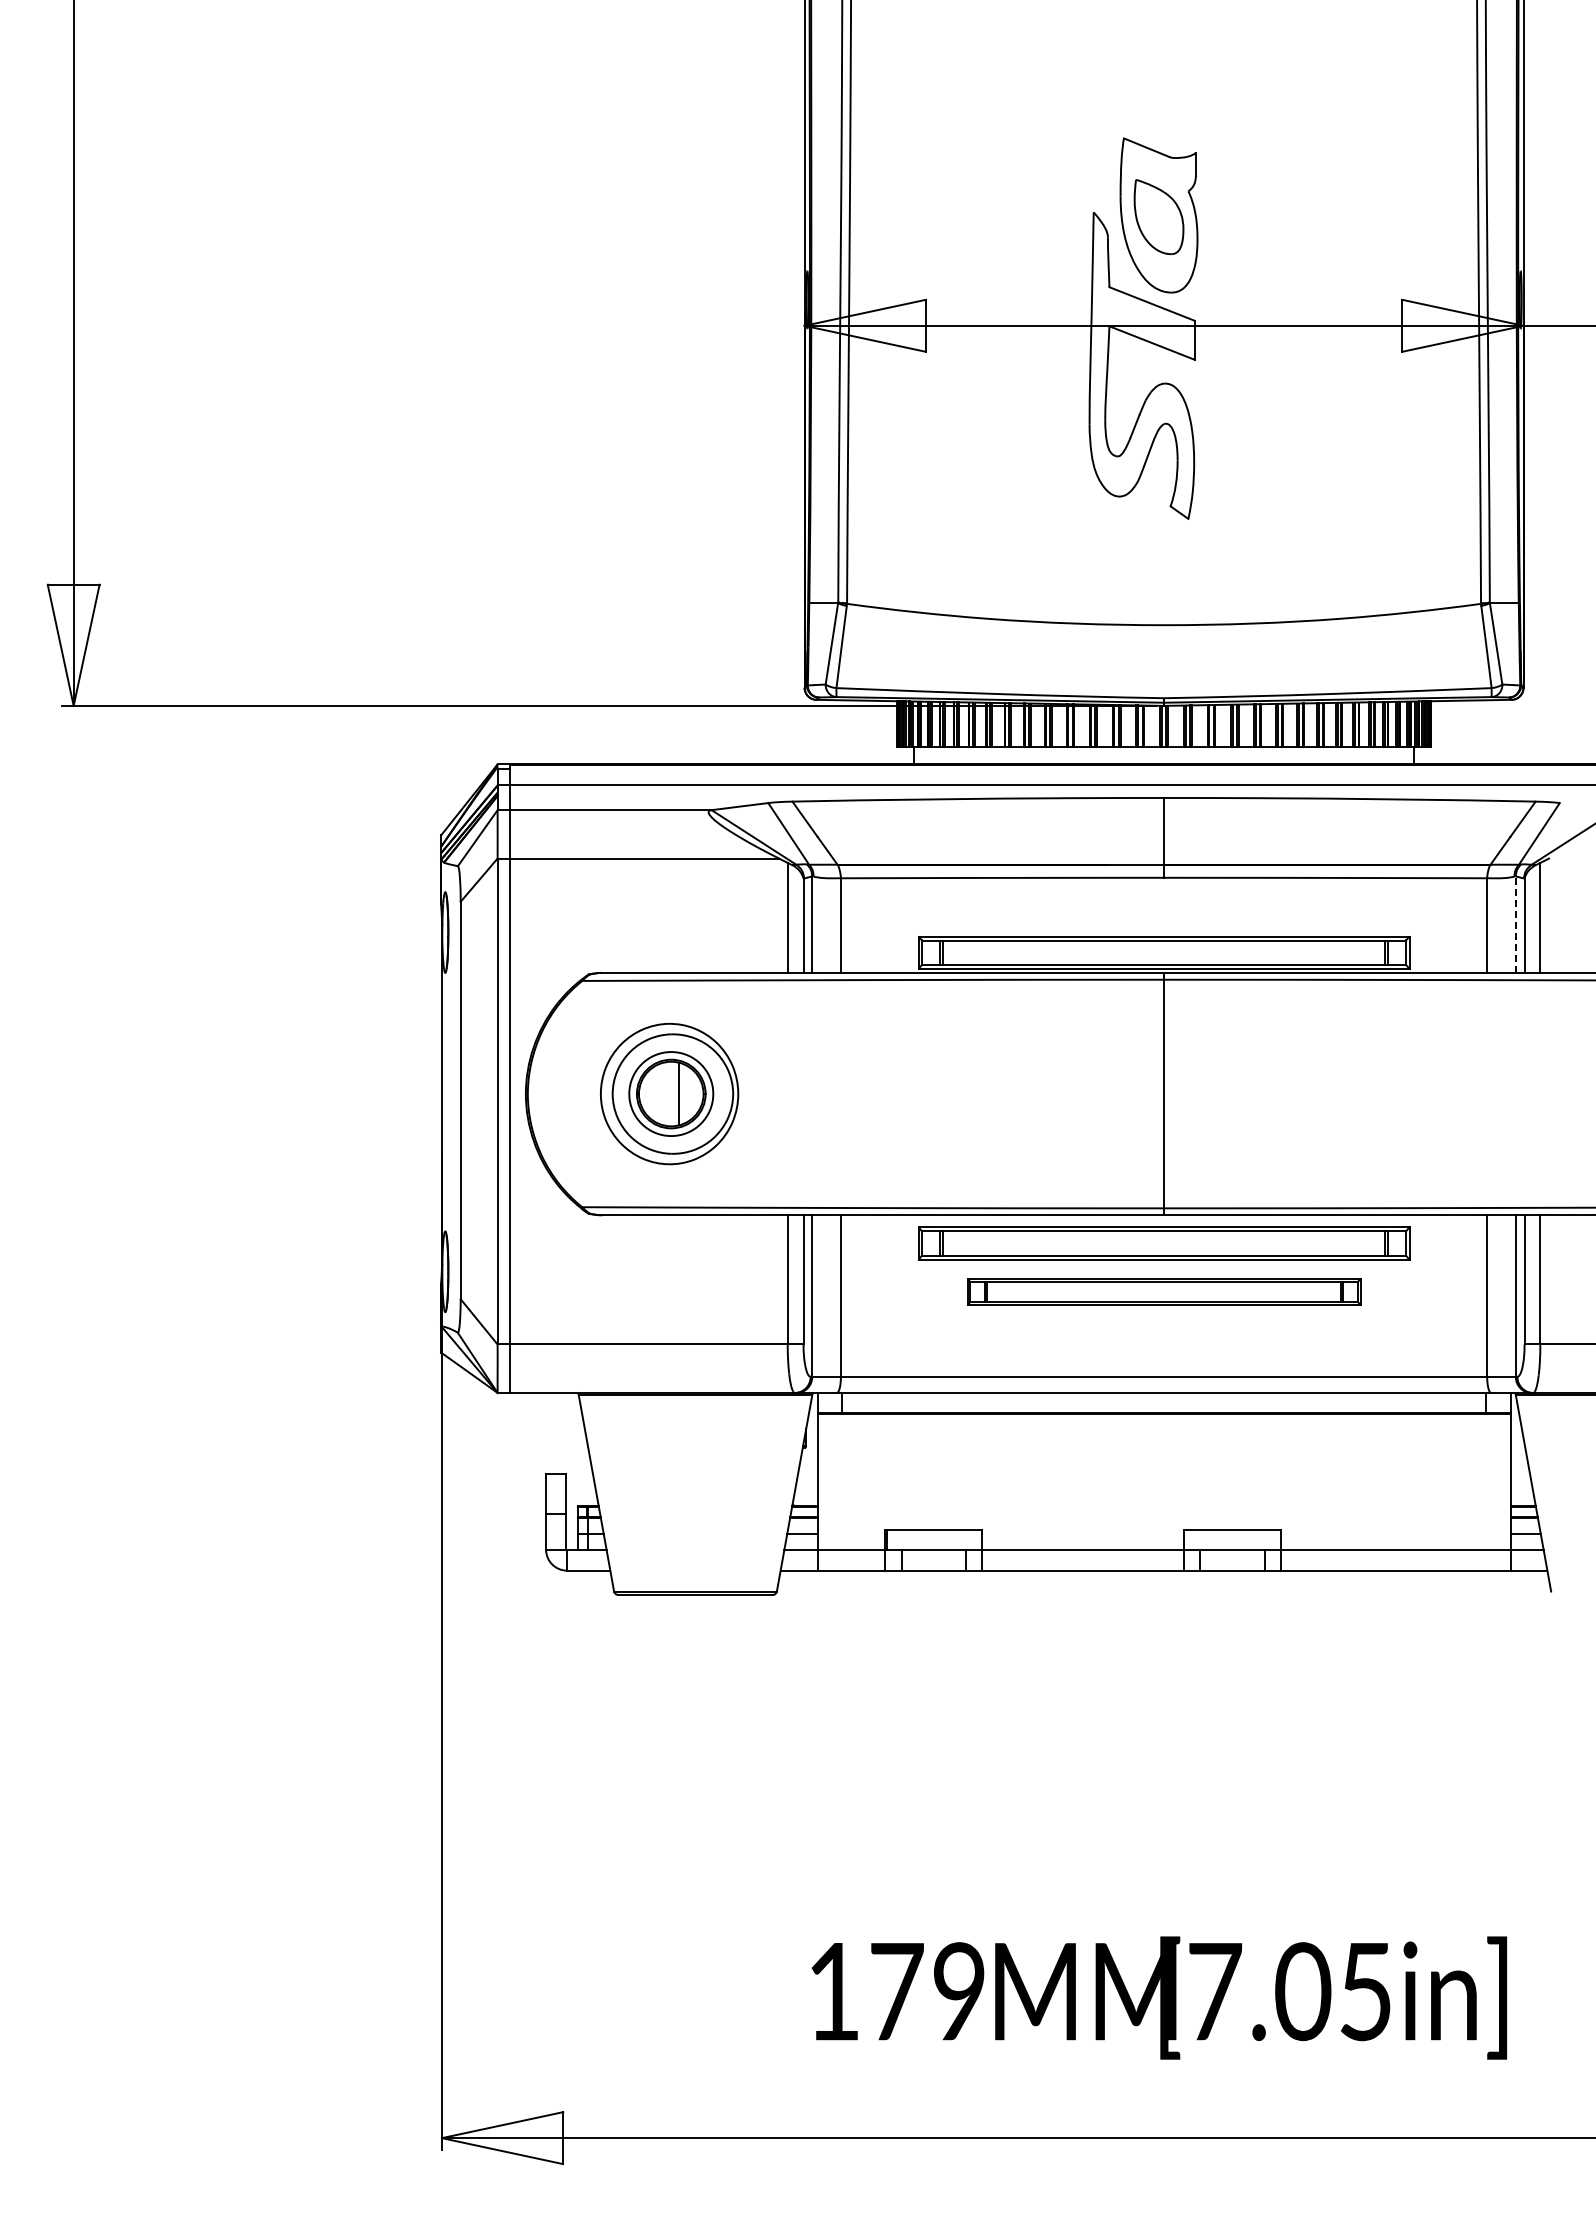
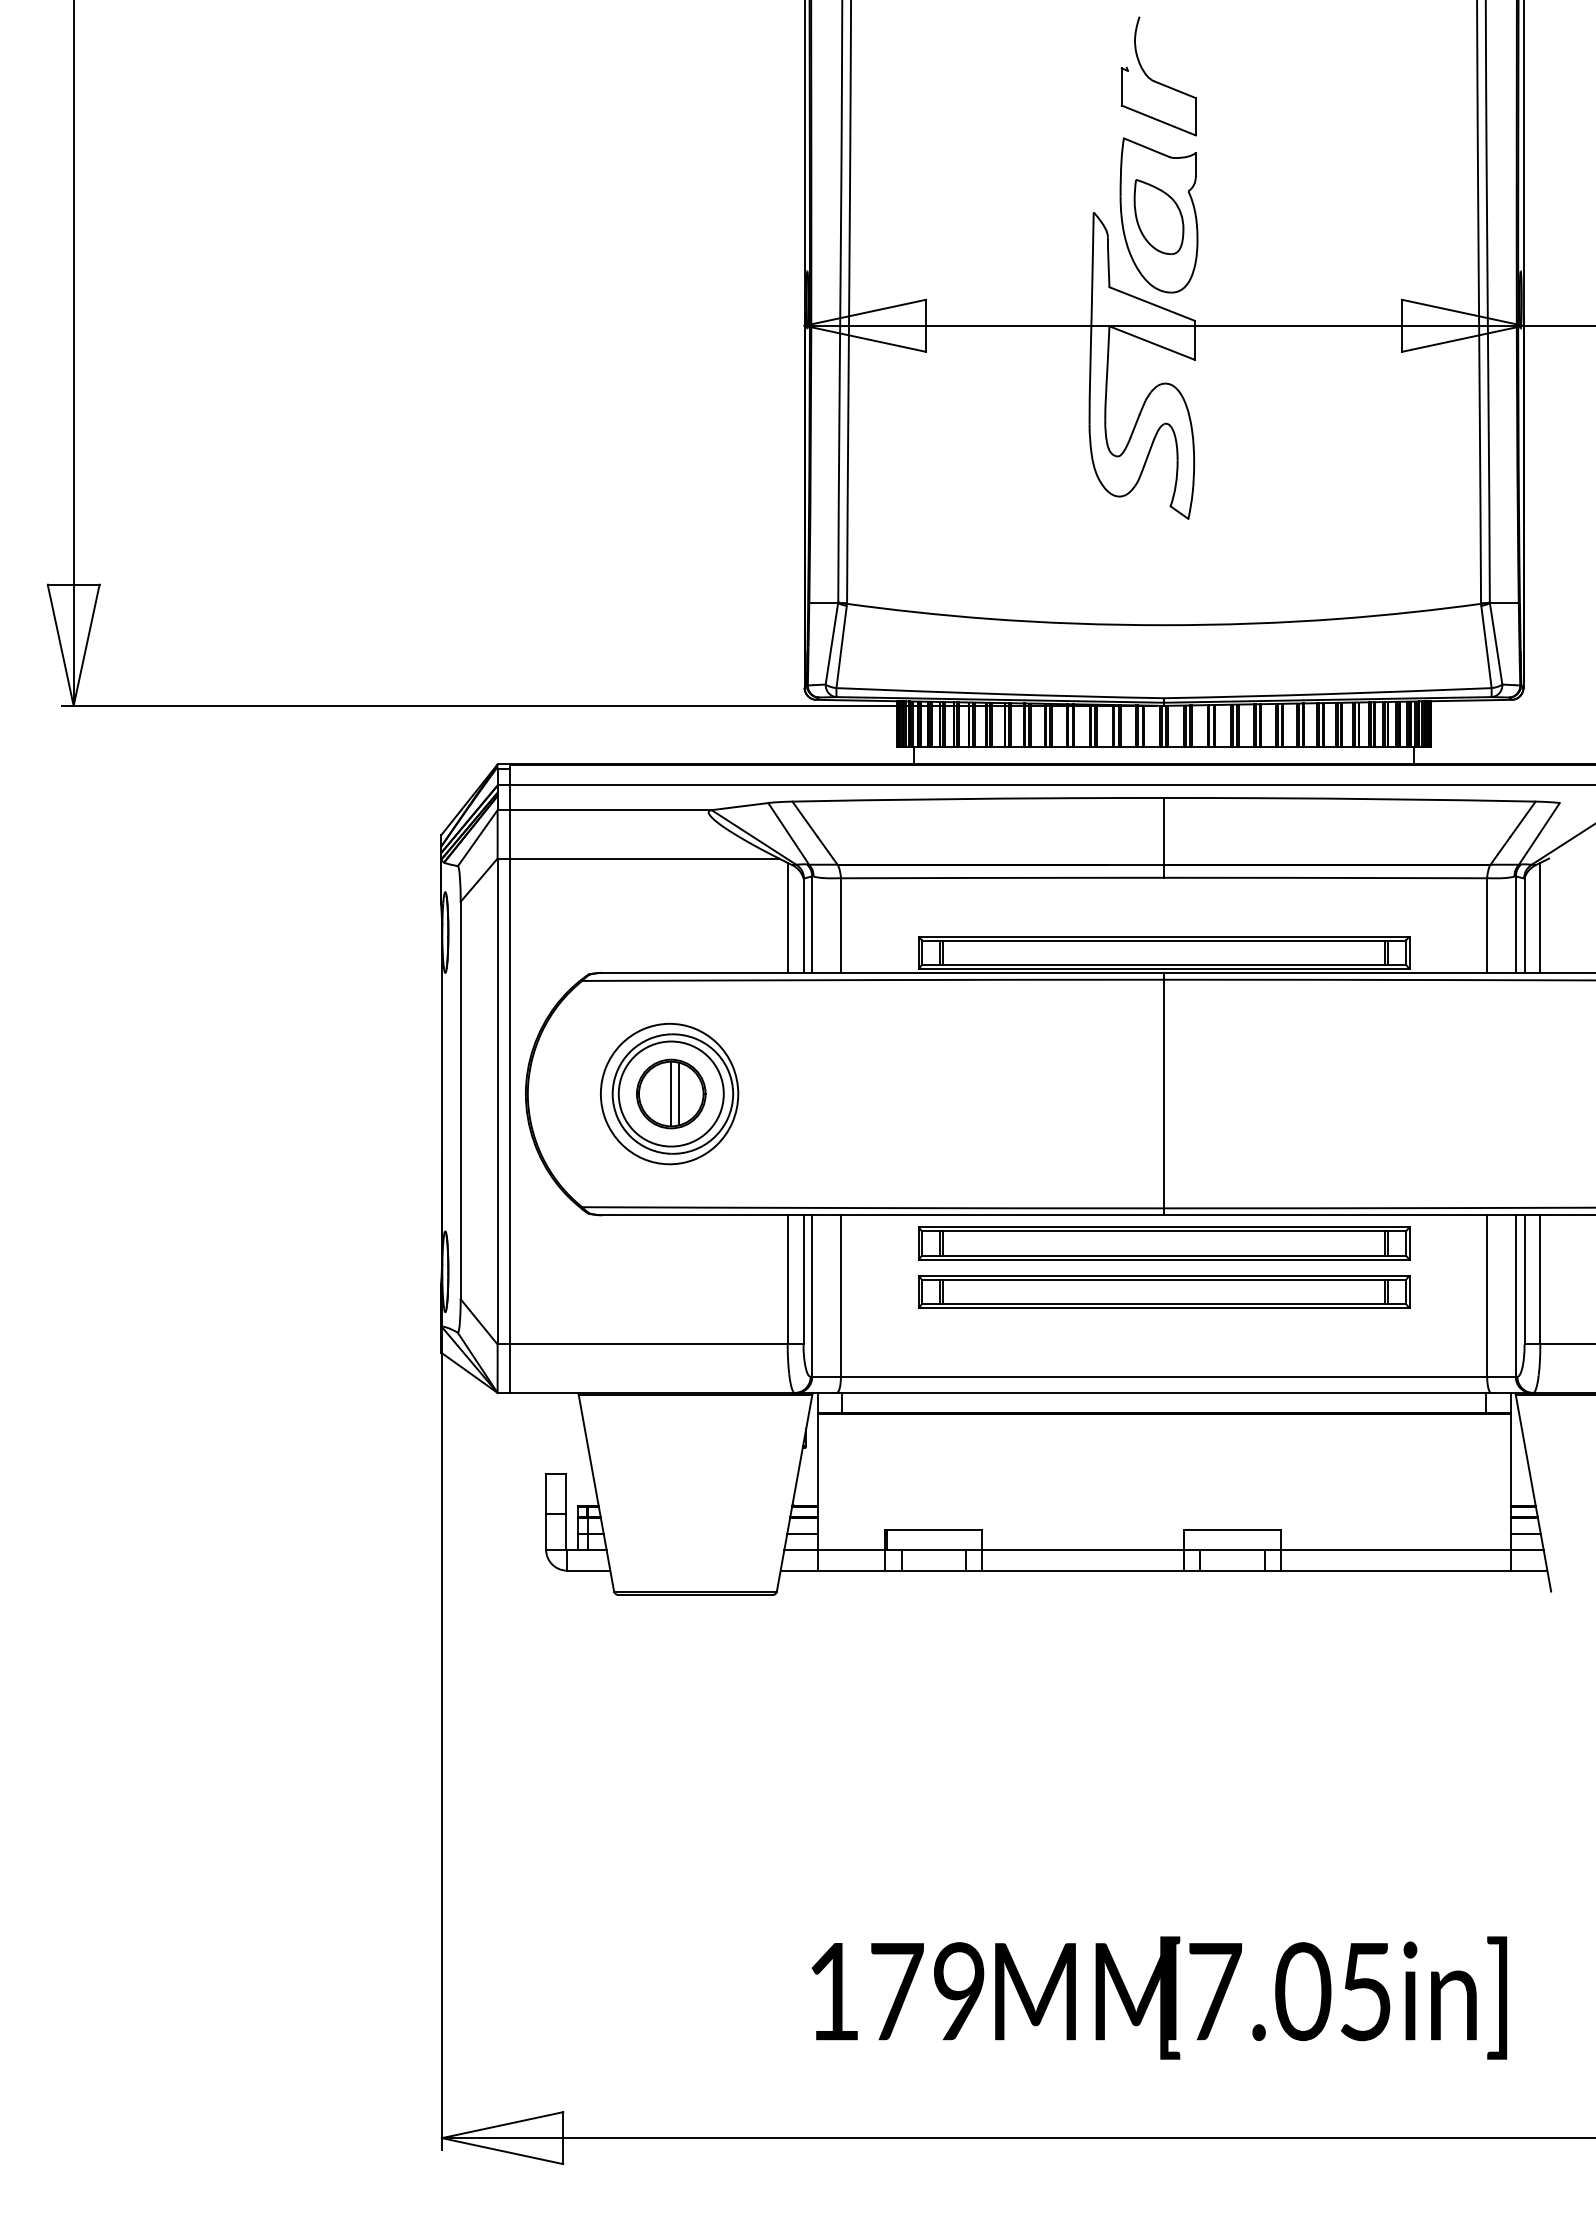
part: none -> present (1158, 76)
line: dashed -> solid (1515, 924)
line: none -> present (671, 1093)
circle diameter: 84 px -> 105 px (670, 1093)
part size: 395x28 px -> 493x34 px (1164, 1291)
